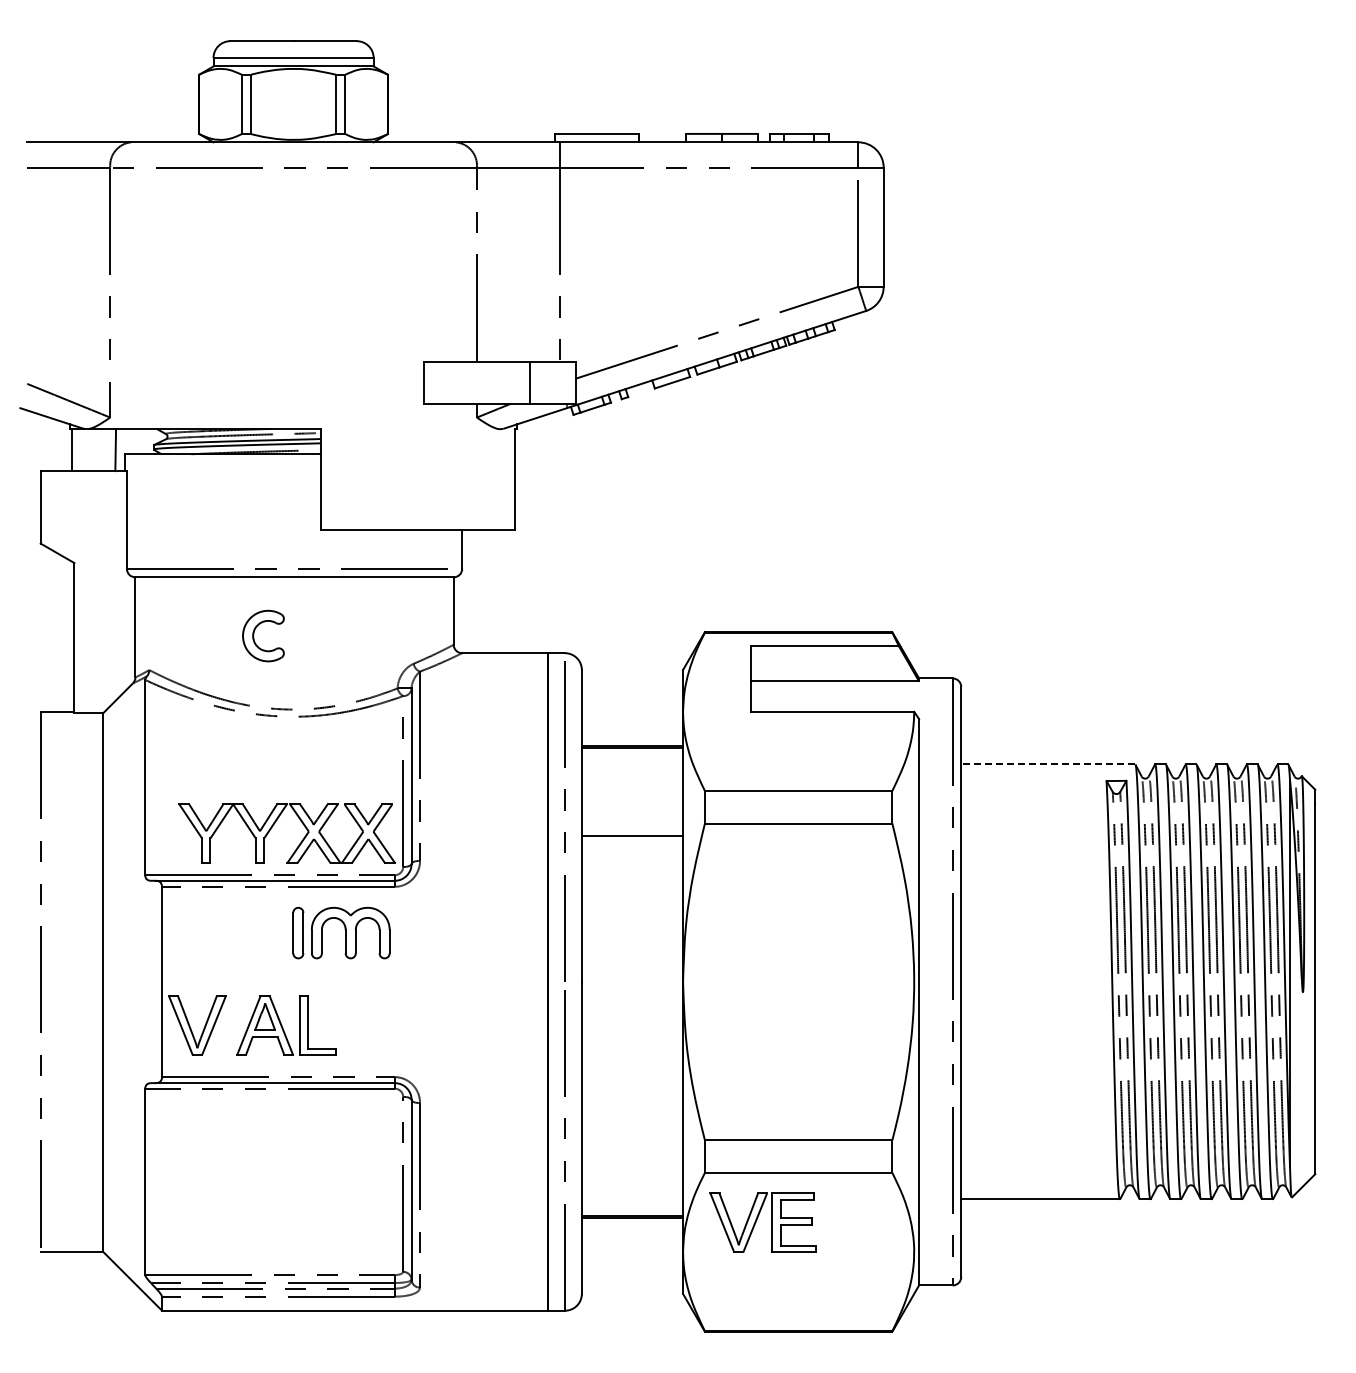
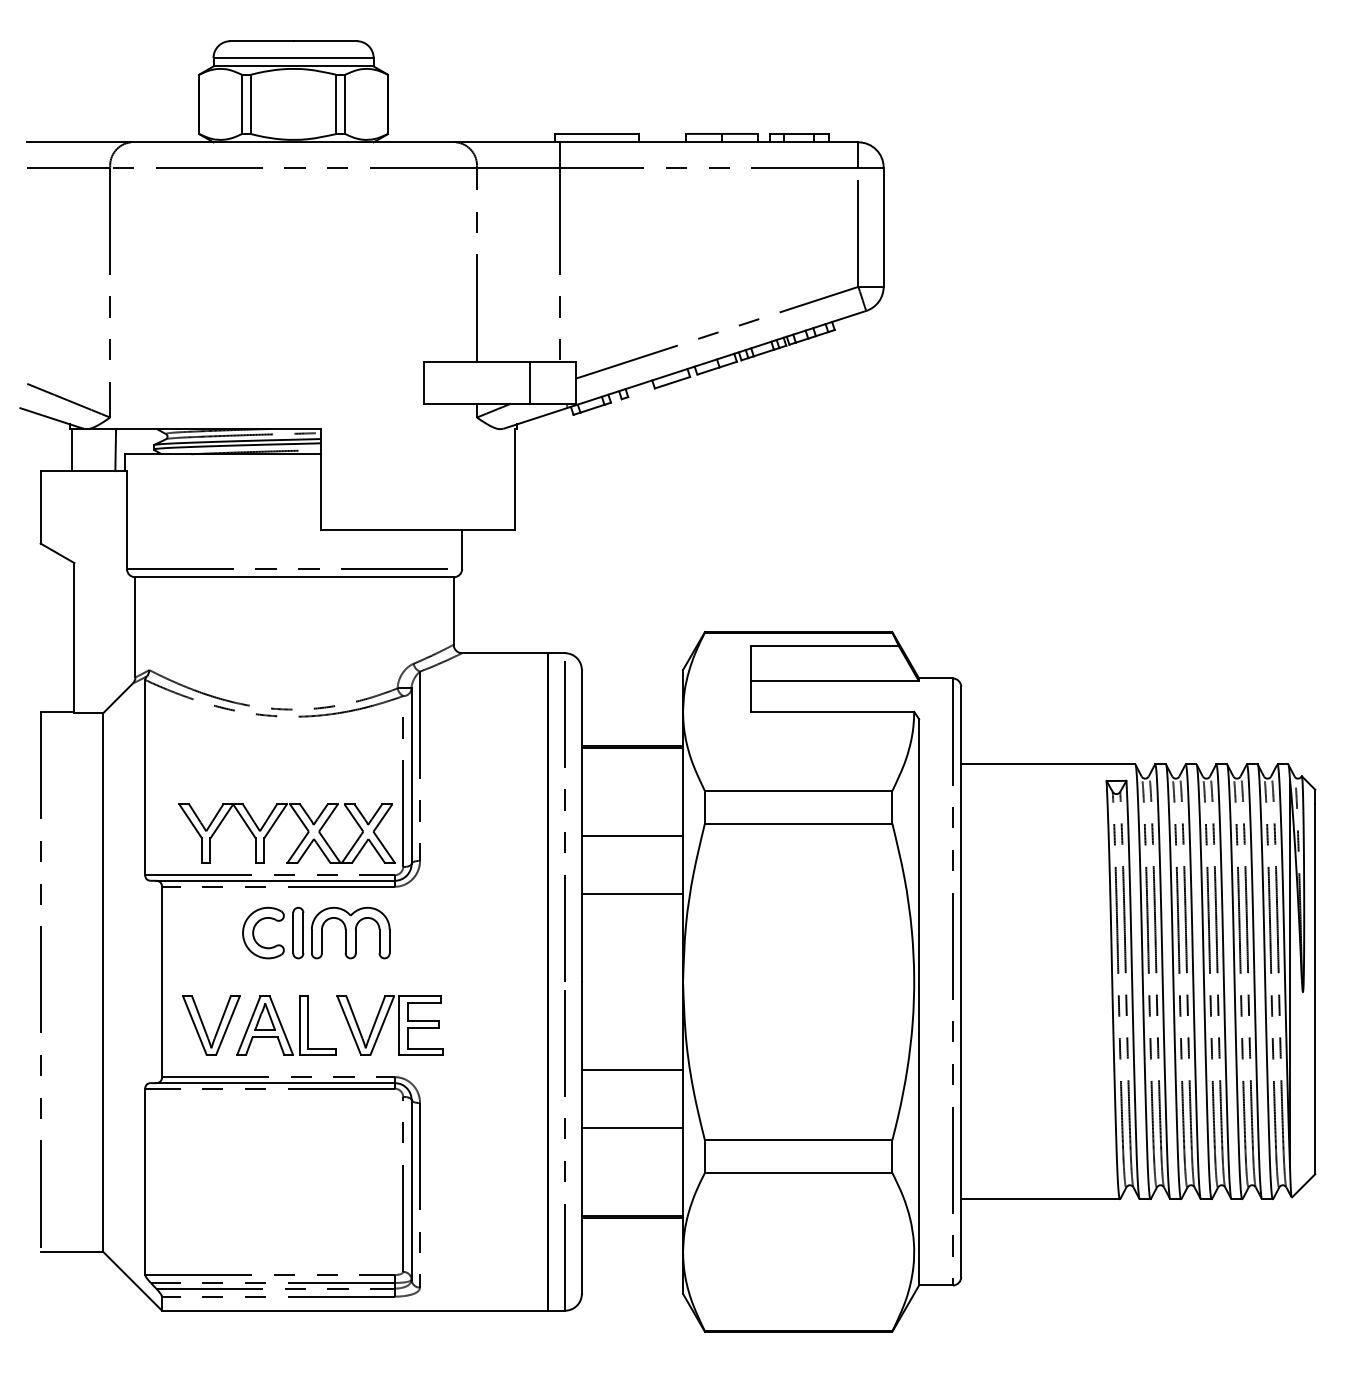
part position: (254, 635) -> (254, 932) (254, 932)
line: dashed -> solid (1047, 764)
line: none -> present (632, 894)
part position: (191, 1028) -> (205, 1028) (205, 1028)
line: none -> present (632, 1069)
line: none -> present (632, 1127)
part position: (762, 1222) -> (389, 1025) (389, 1025)
